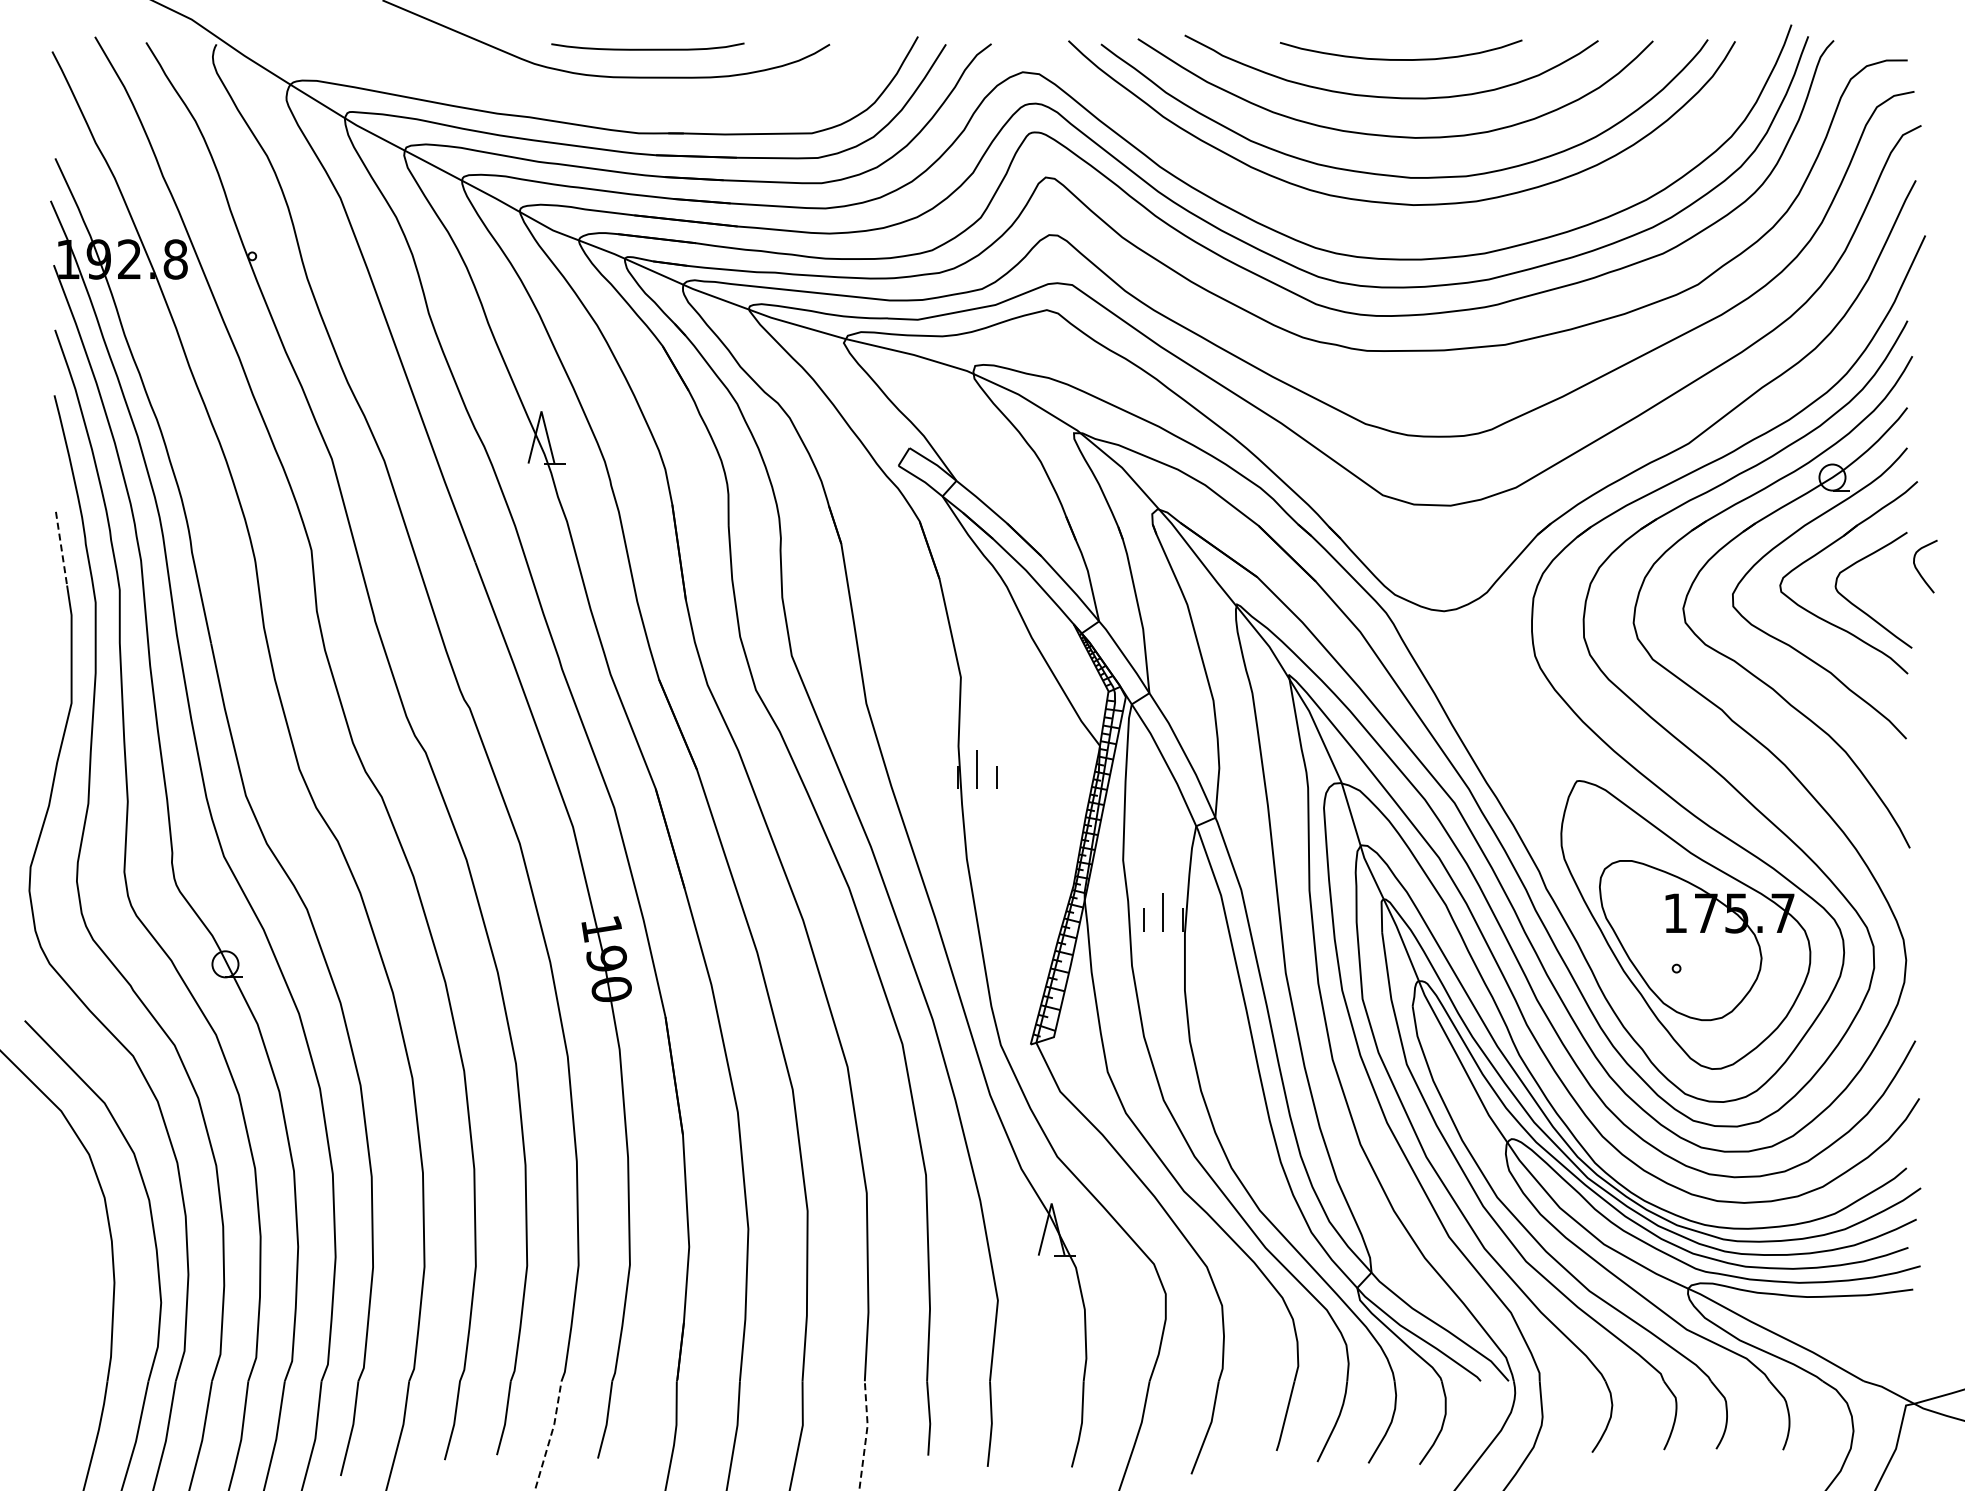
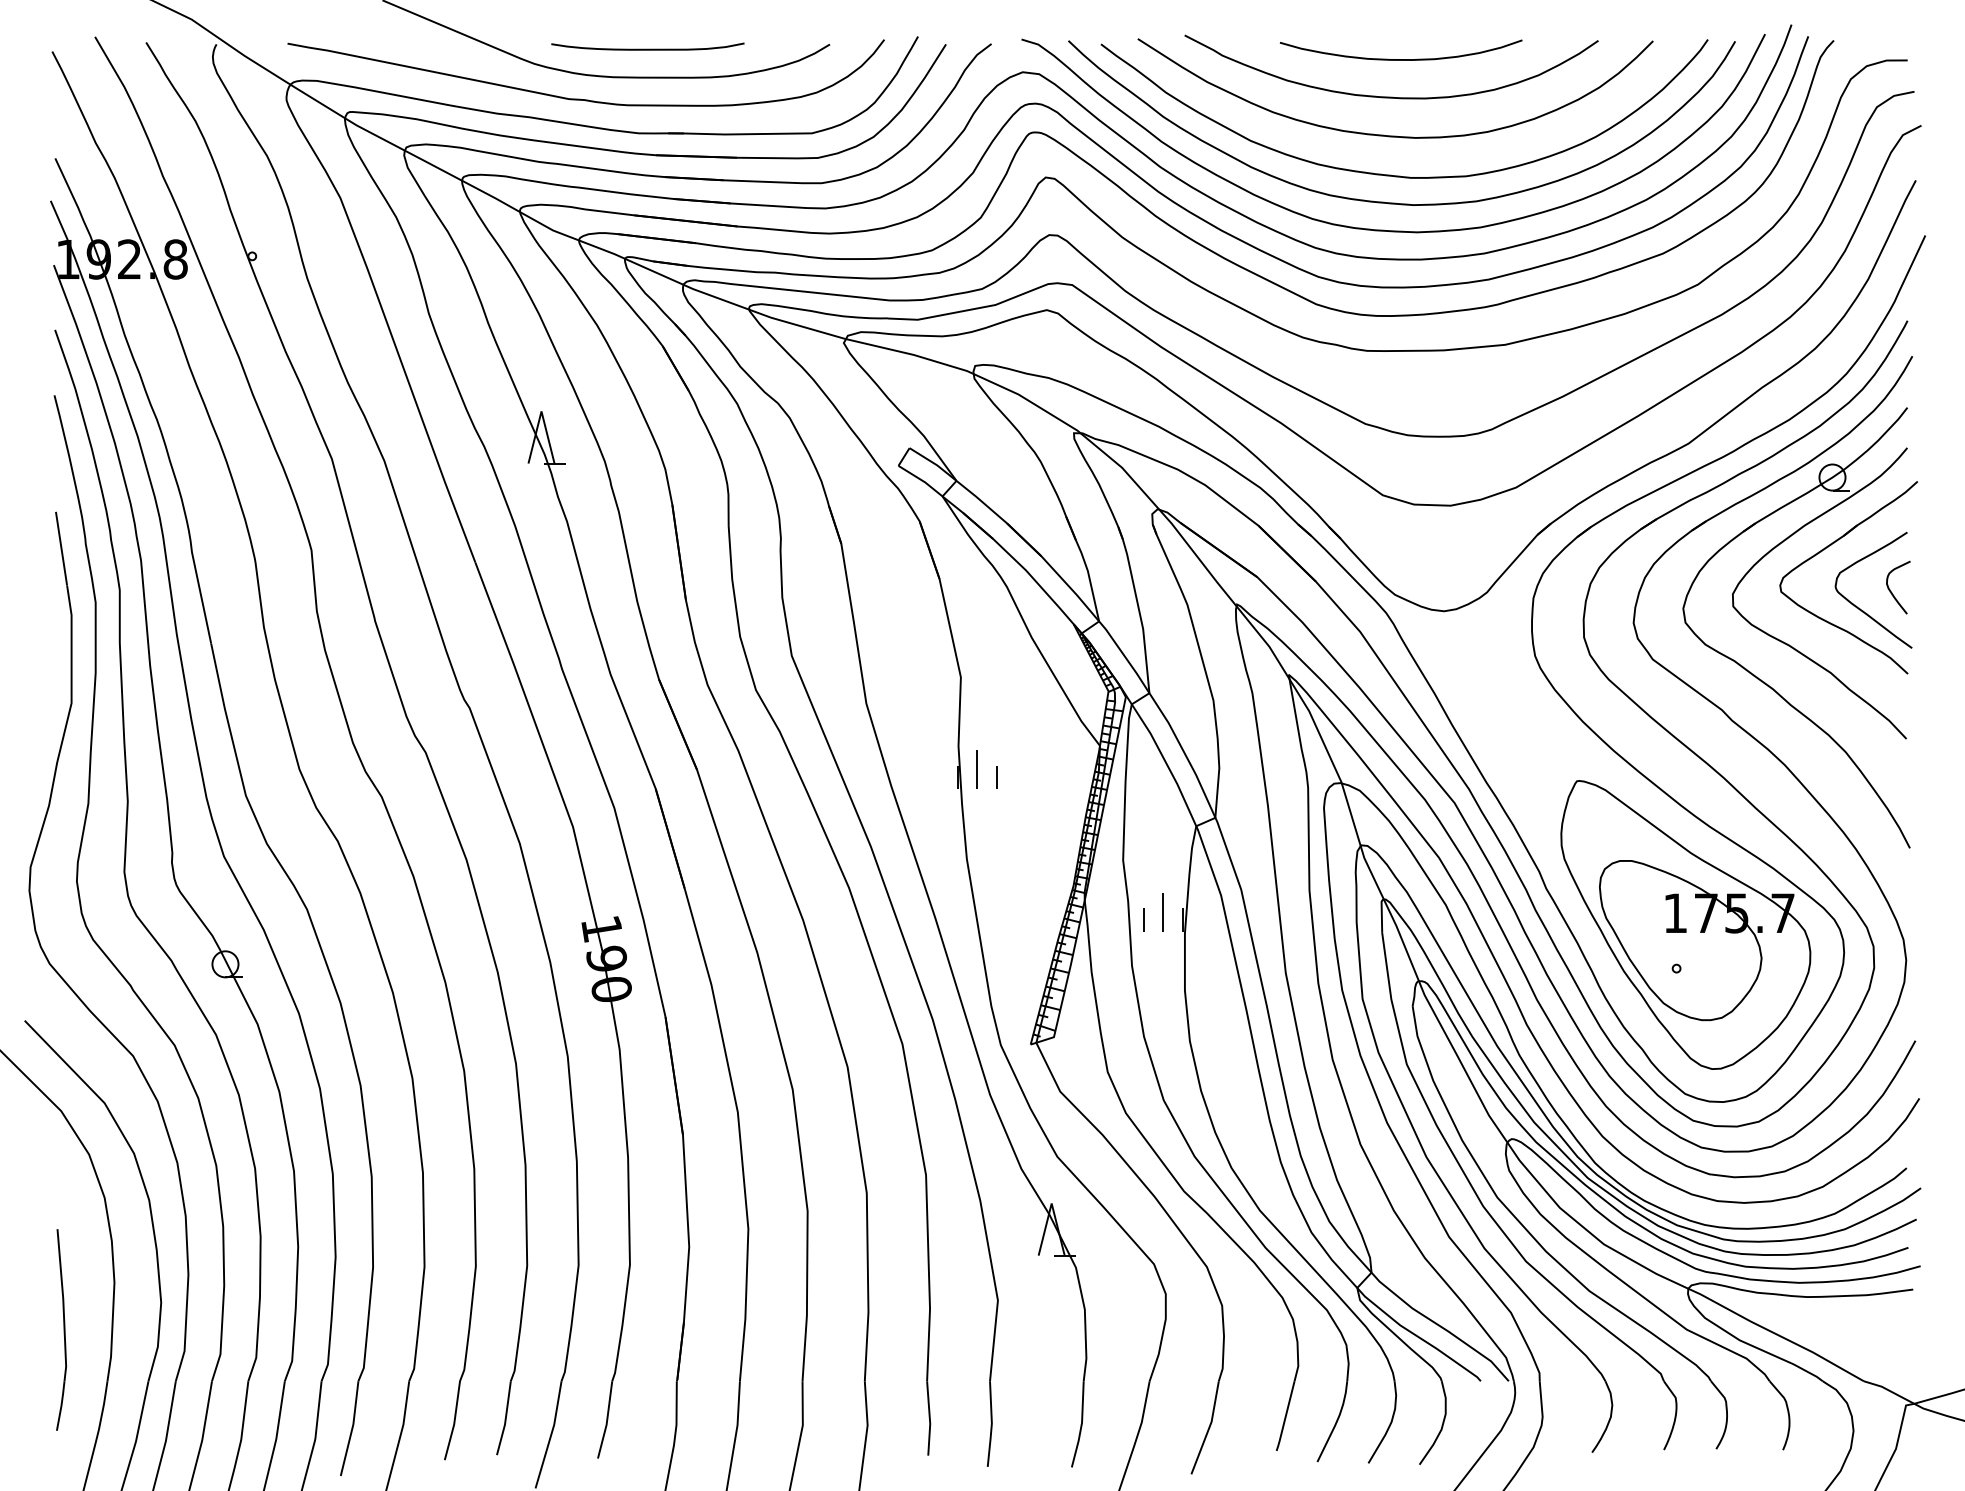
curve: none -> present (580, 98)
curve: none -> present (1384, 229)
line: dashed -> solid (61, 549)
curve position: (1919, 571) -> (1892, 592) (1892, 592)
part: none -> present (61, 1329)
line: dashed -> solid (551, 1434)
line: dashed -> solid (866, 1435)
